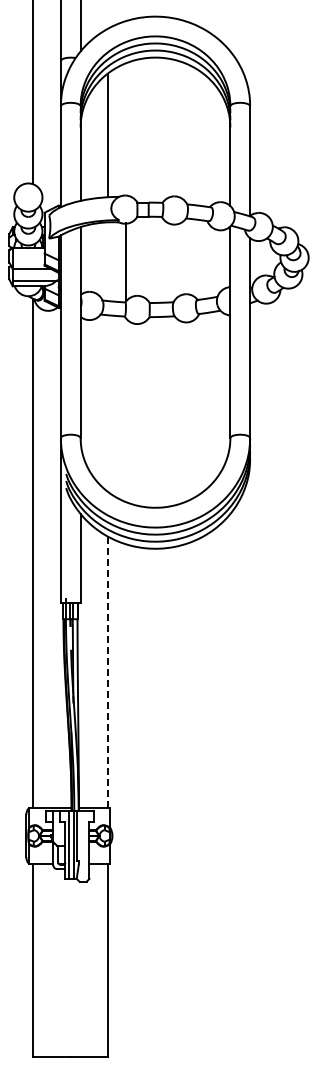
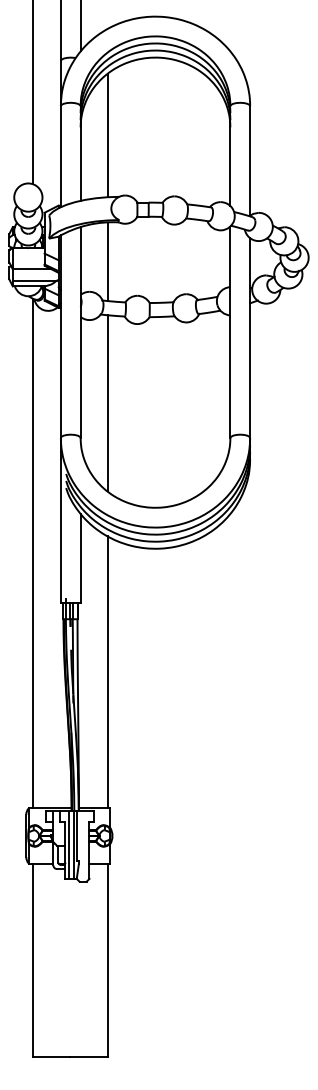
line position: (125, 261) -> (107, 261) (107, 261)
line: none -> present (107, 403)
line: dashed -> solid (107, 671)
